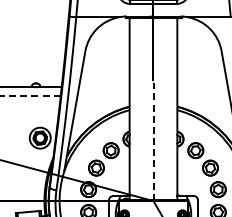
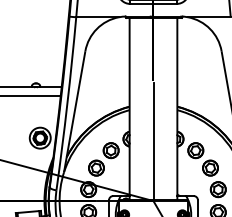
line: dashed -> solid (30, 95)
line: dashed -> solid (153, 141)
